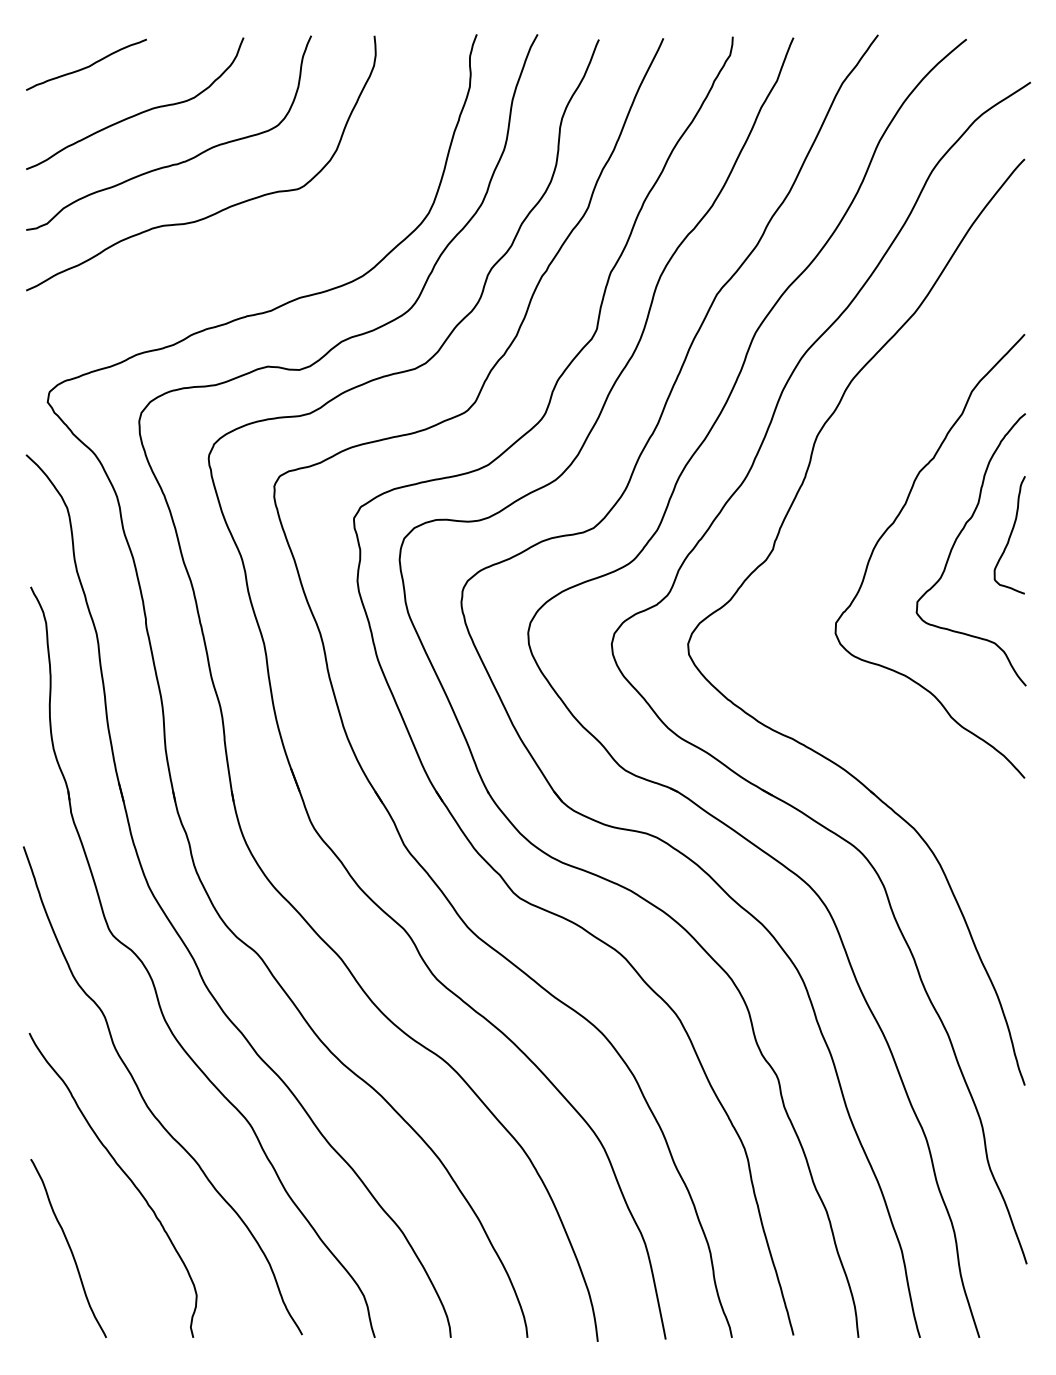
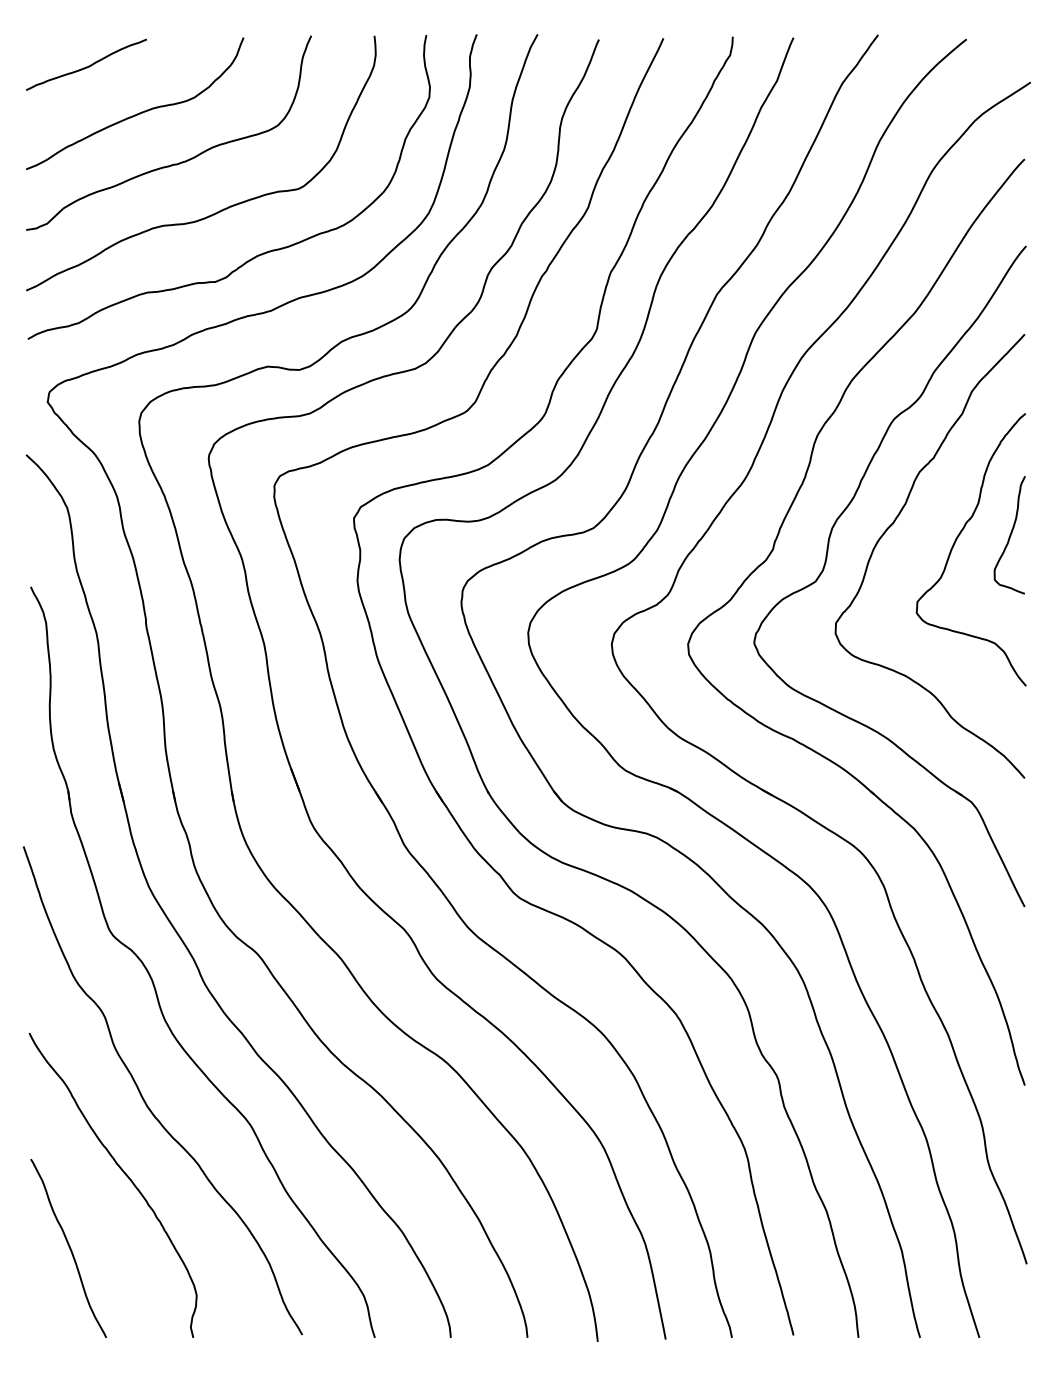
curve: none -> present (260, 253)
part: none -> present (826, 563)
